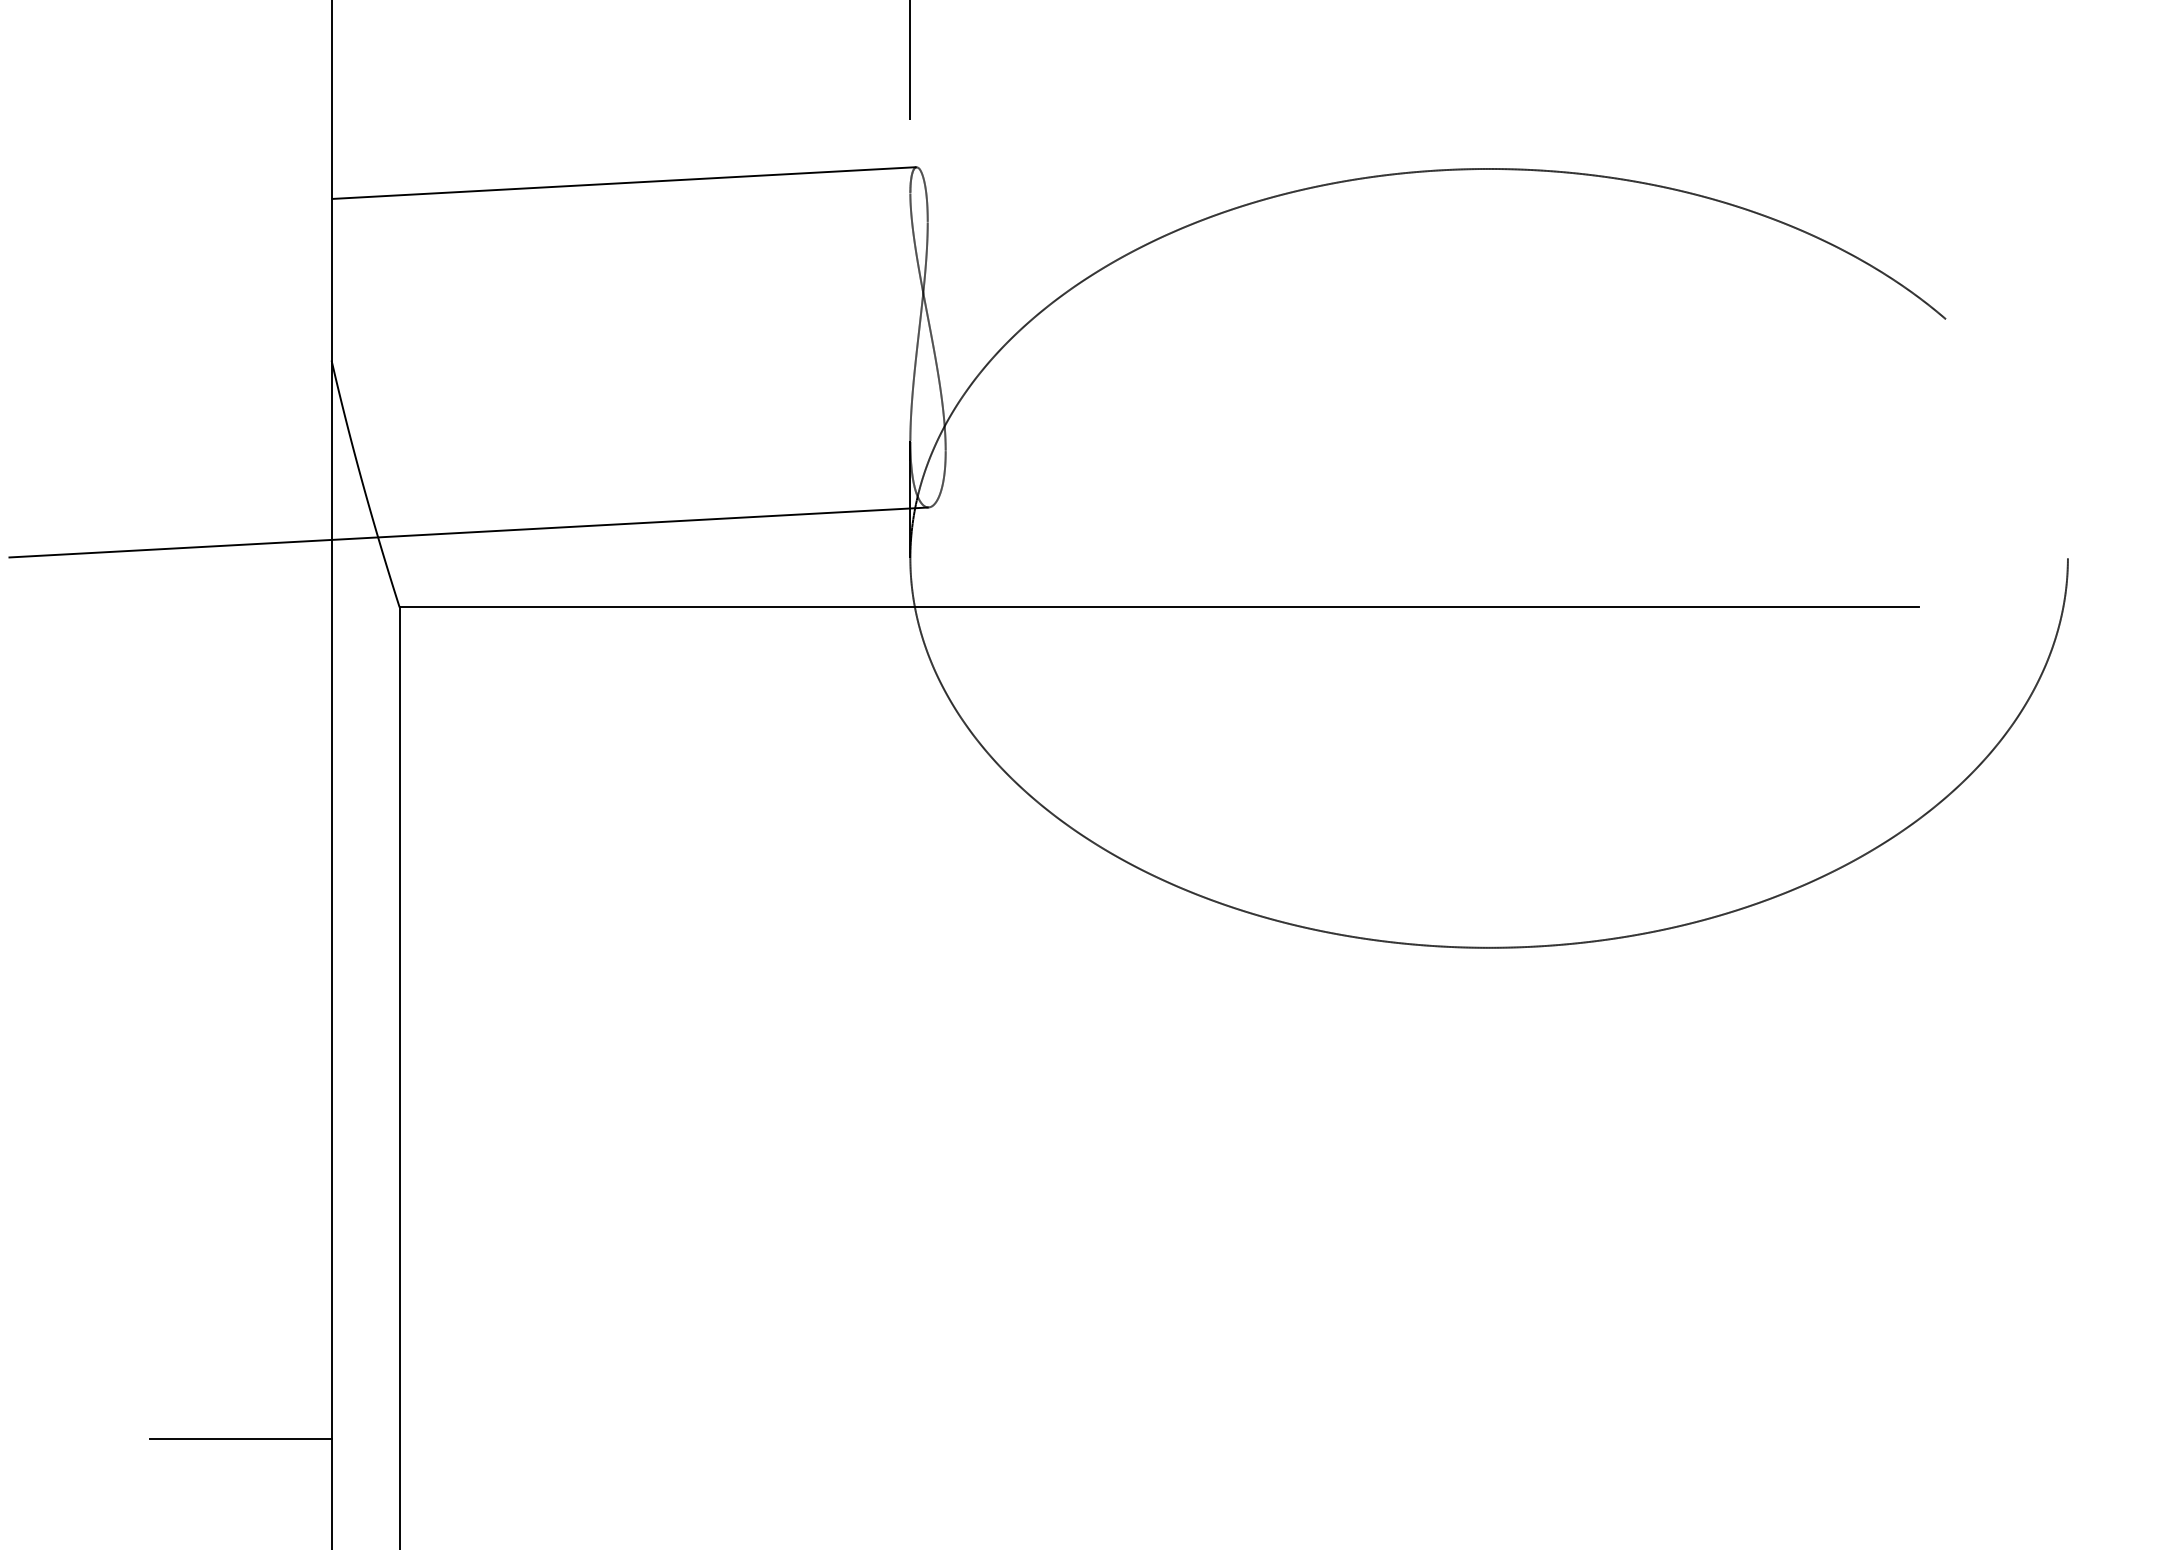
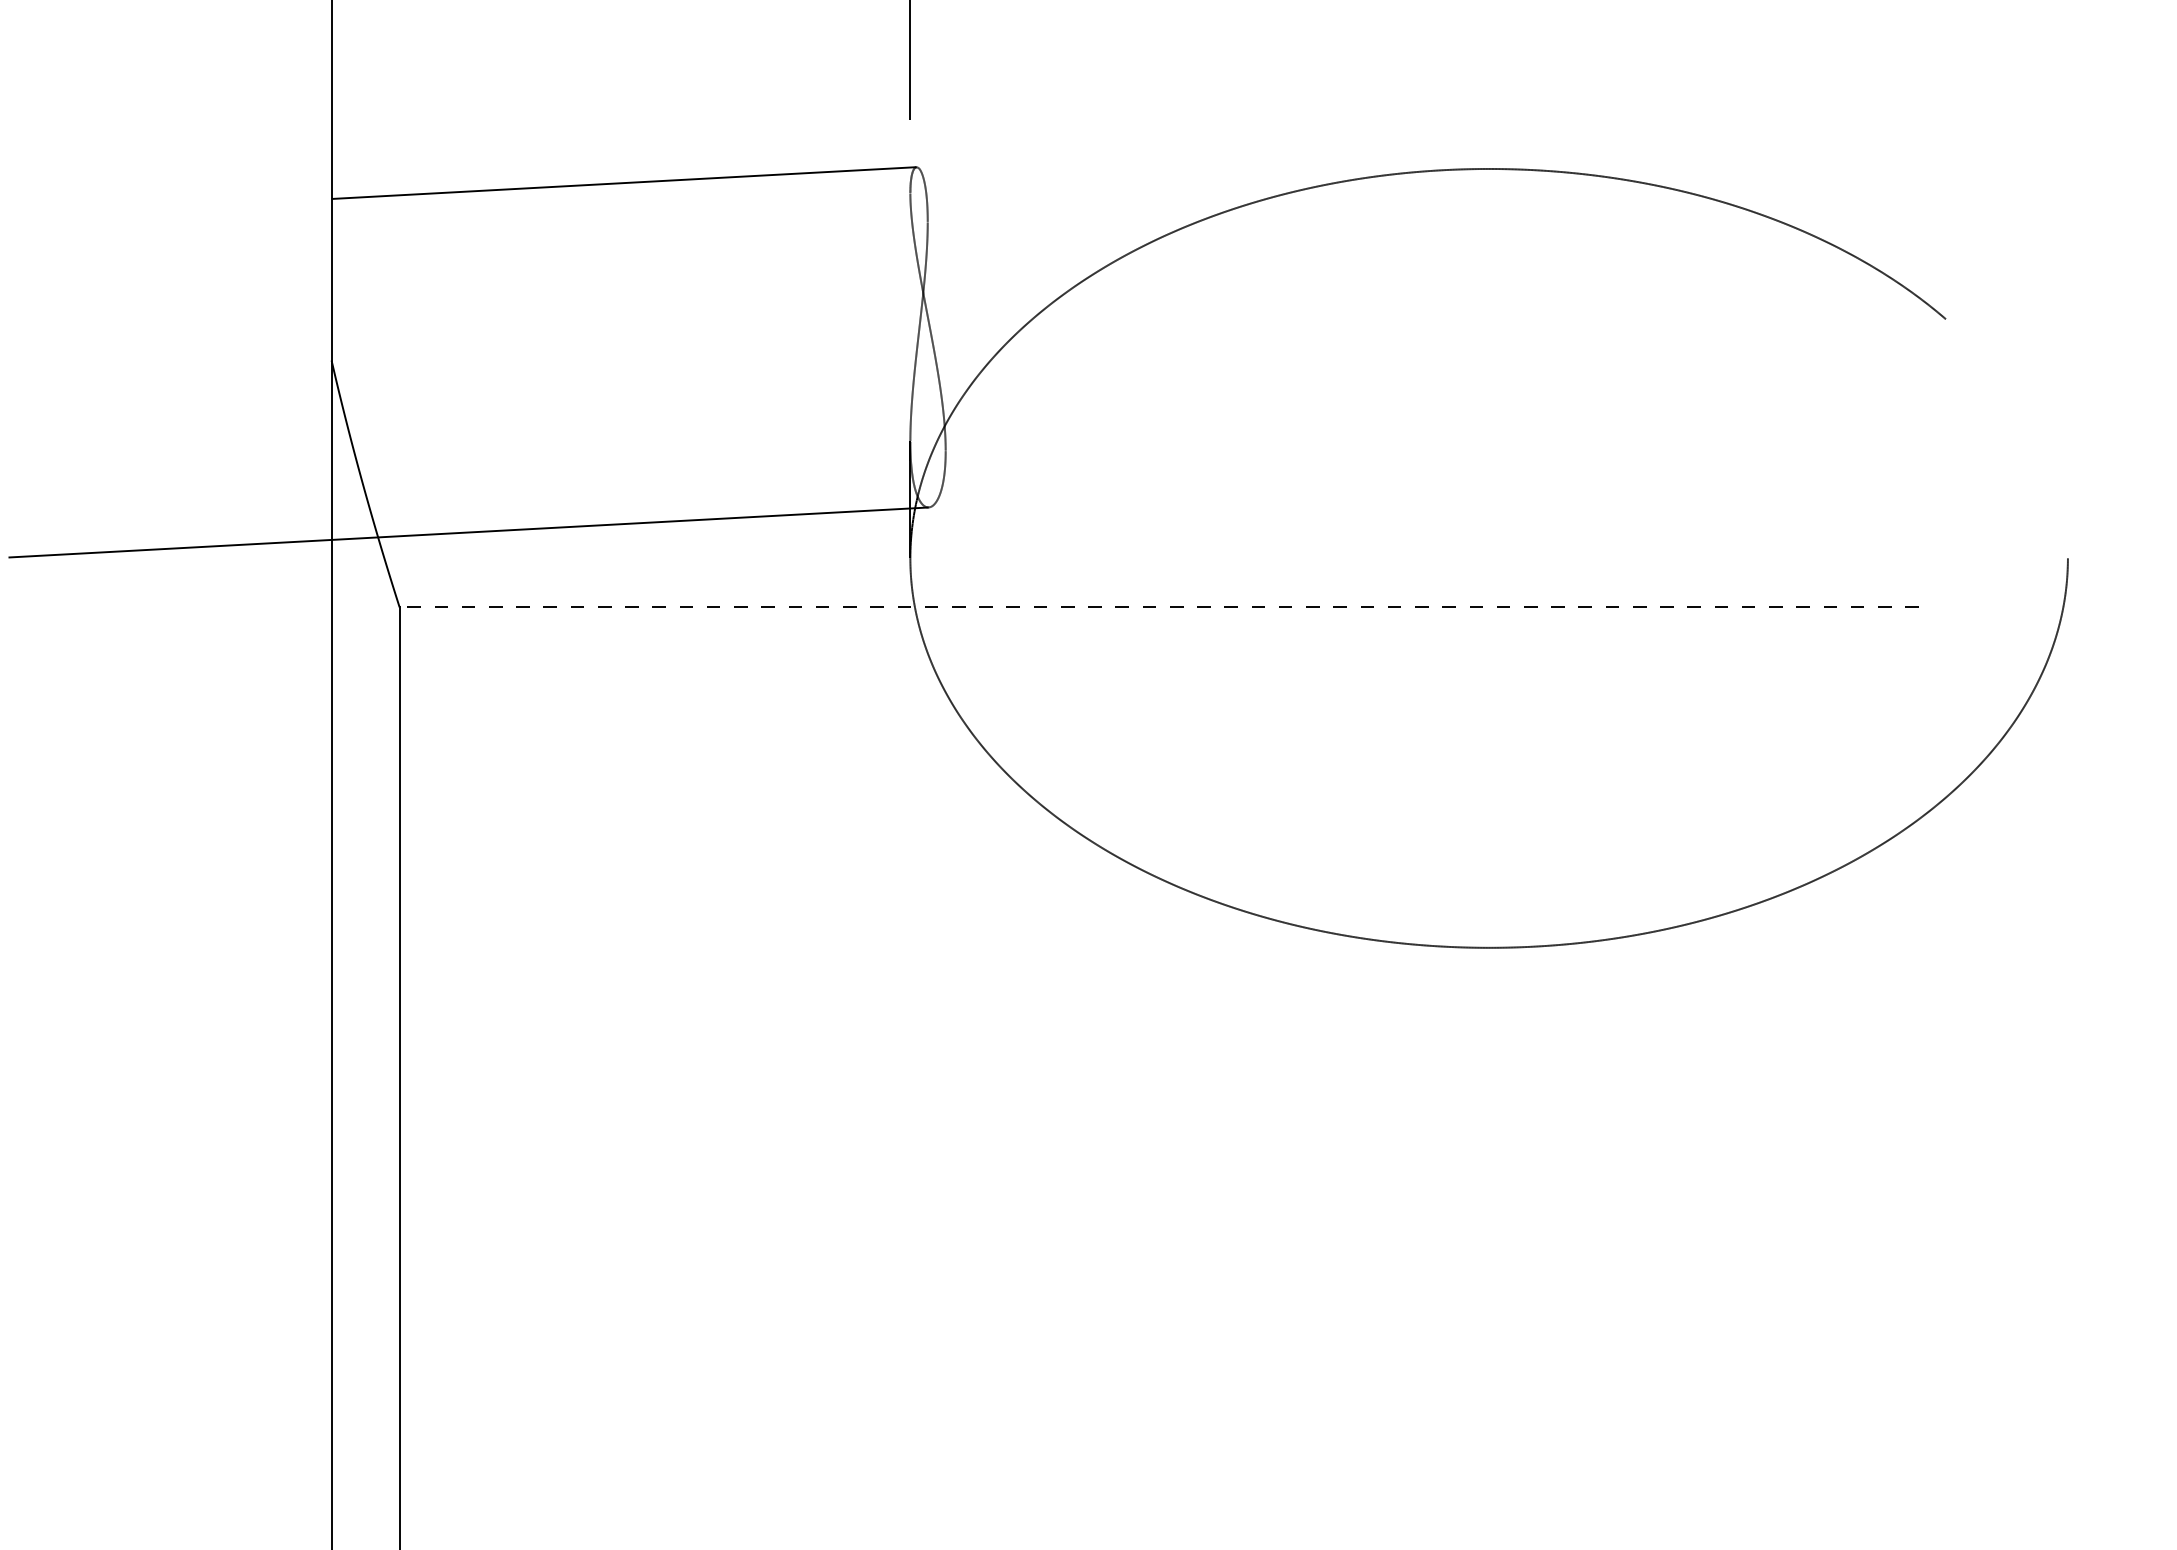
line: solid -> dashed (1159, 607)
line: present -> none (240, 1439)
